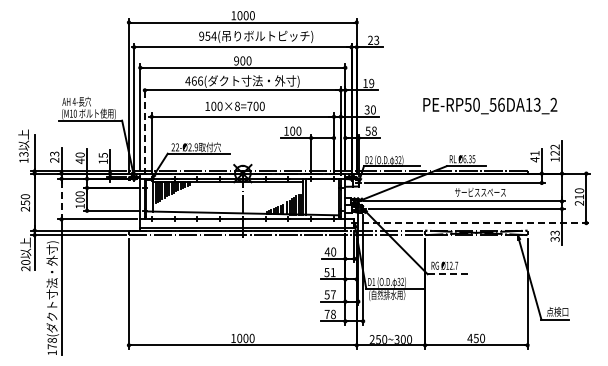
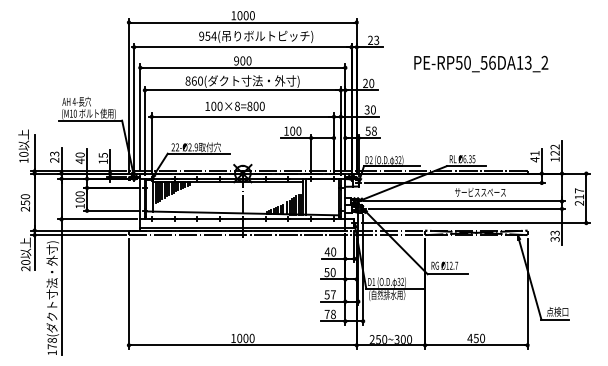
text: 466( -> 860( (194, 80)
text: 19 -> 20 (368, 82)
text: 100×8=700 -> 100×8=800 (249, 105)
text position: (490, 105) -> (481, 63) (481, 63)
line: dashed -> solid (144, 130)
text: 13 -> 10 (23, 153)
text: 210 -> 217 (579, 190)
line: dashed -> solid (61, 199)
line: dashed -> solid (475, 223)
text: 51 -> 50 (332, 272)
line: dashed -> solid (447, 274)
